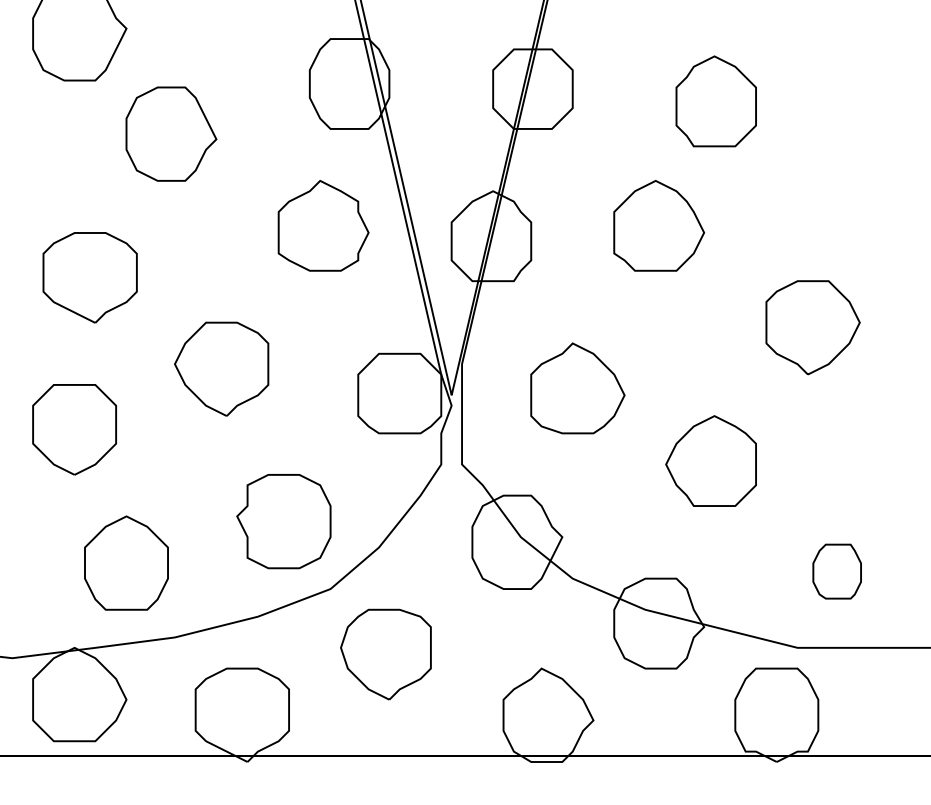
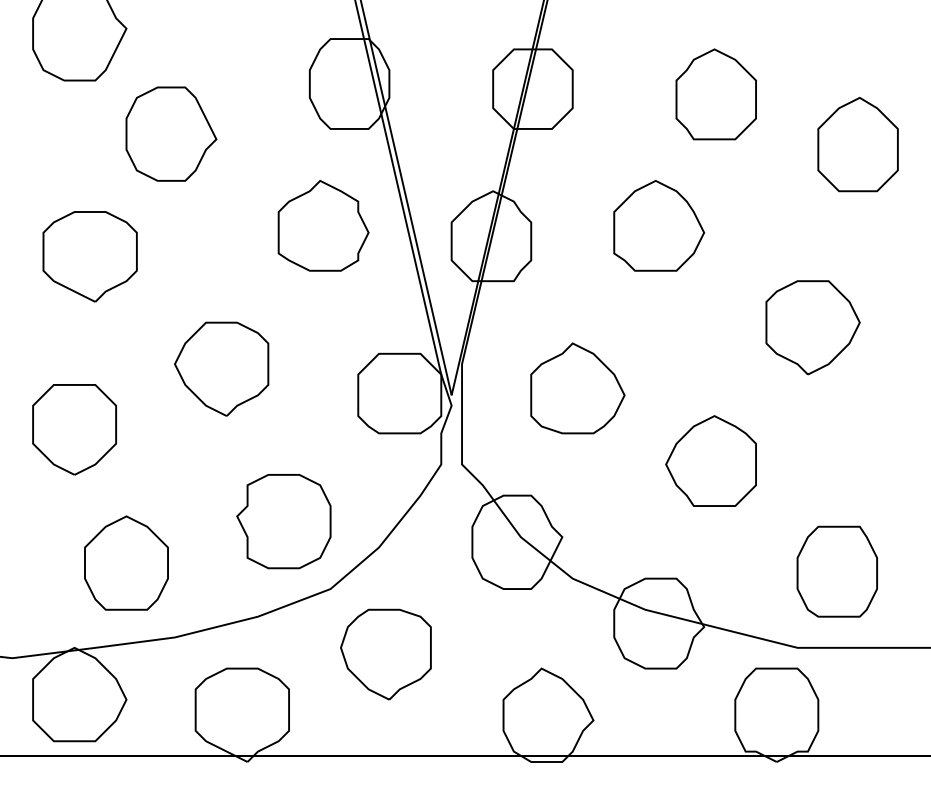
part position: (715, 101) -> (715, 94) (715, 94)
part: none -> present (857, 144)
part position: (89, 277) -> (89, 256) (89, 256)
part size: 50x57 px -> 82x93 px (836, 571)
